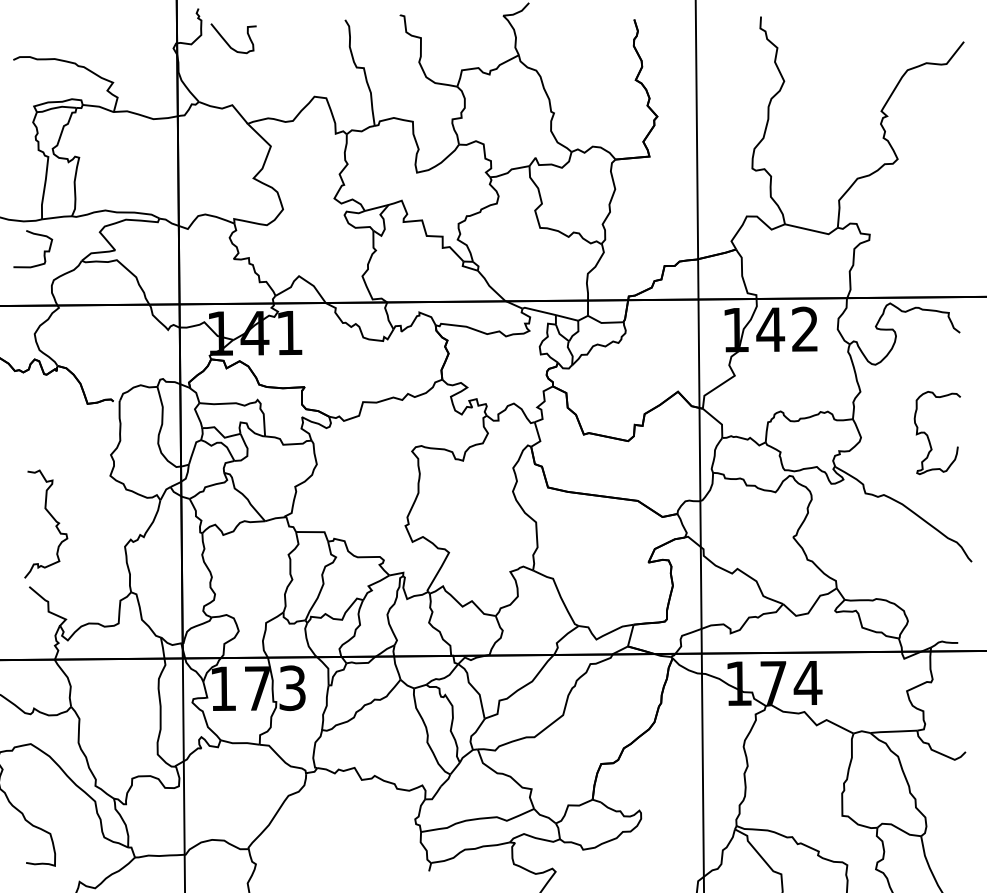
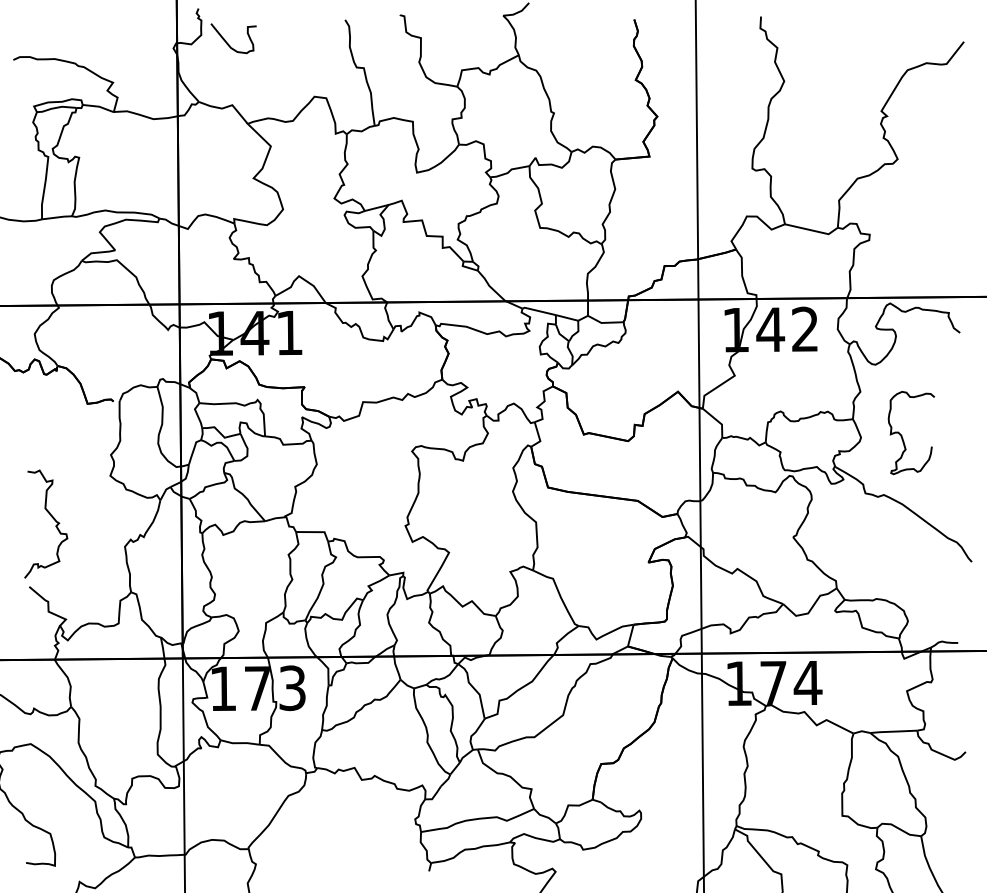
curve: present -> none (43, 251)
curve position: (928, 435) -> (902, 435) (902, 435)
